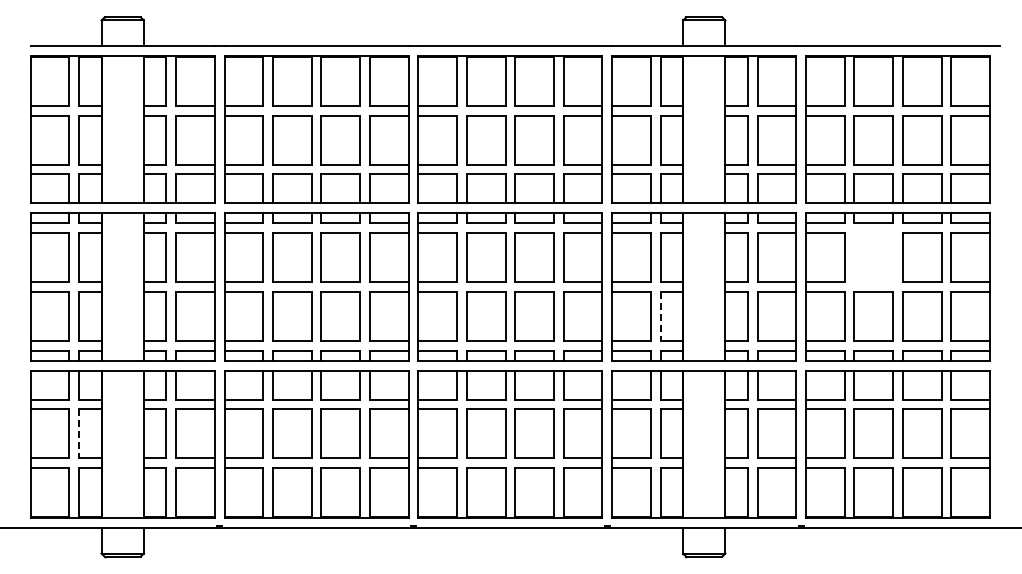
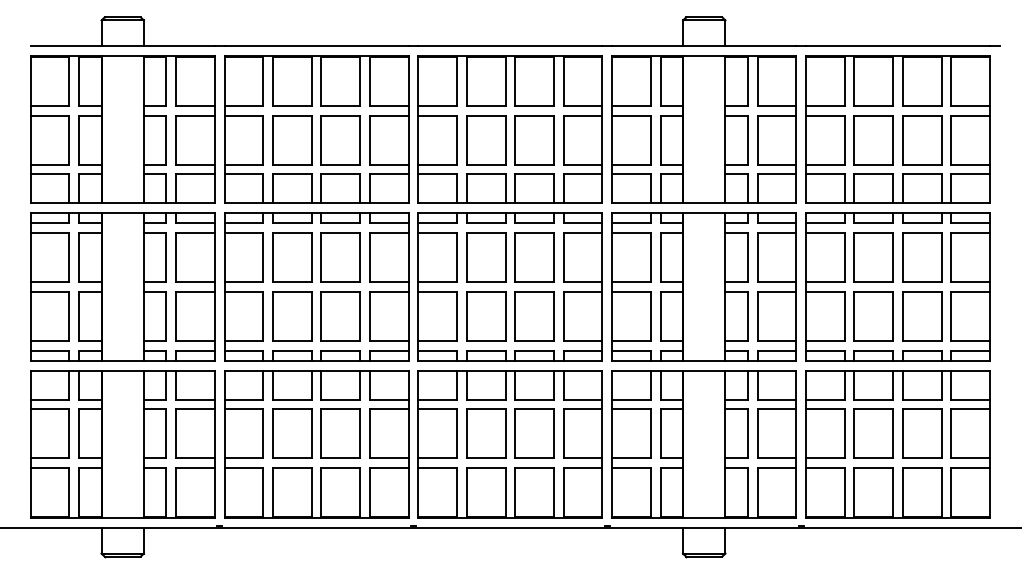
part: none -> present (873, 257)
line: dashed -> solid (660, 316)
line: dashed -> solid (79, 433)
